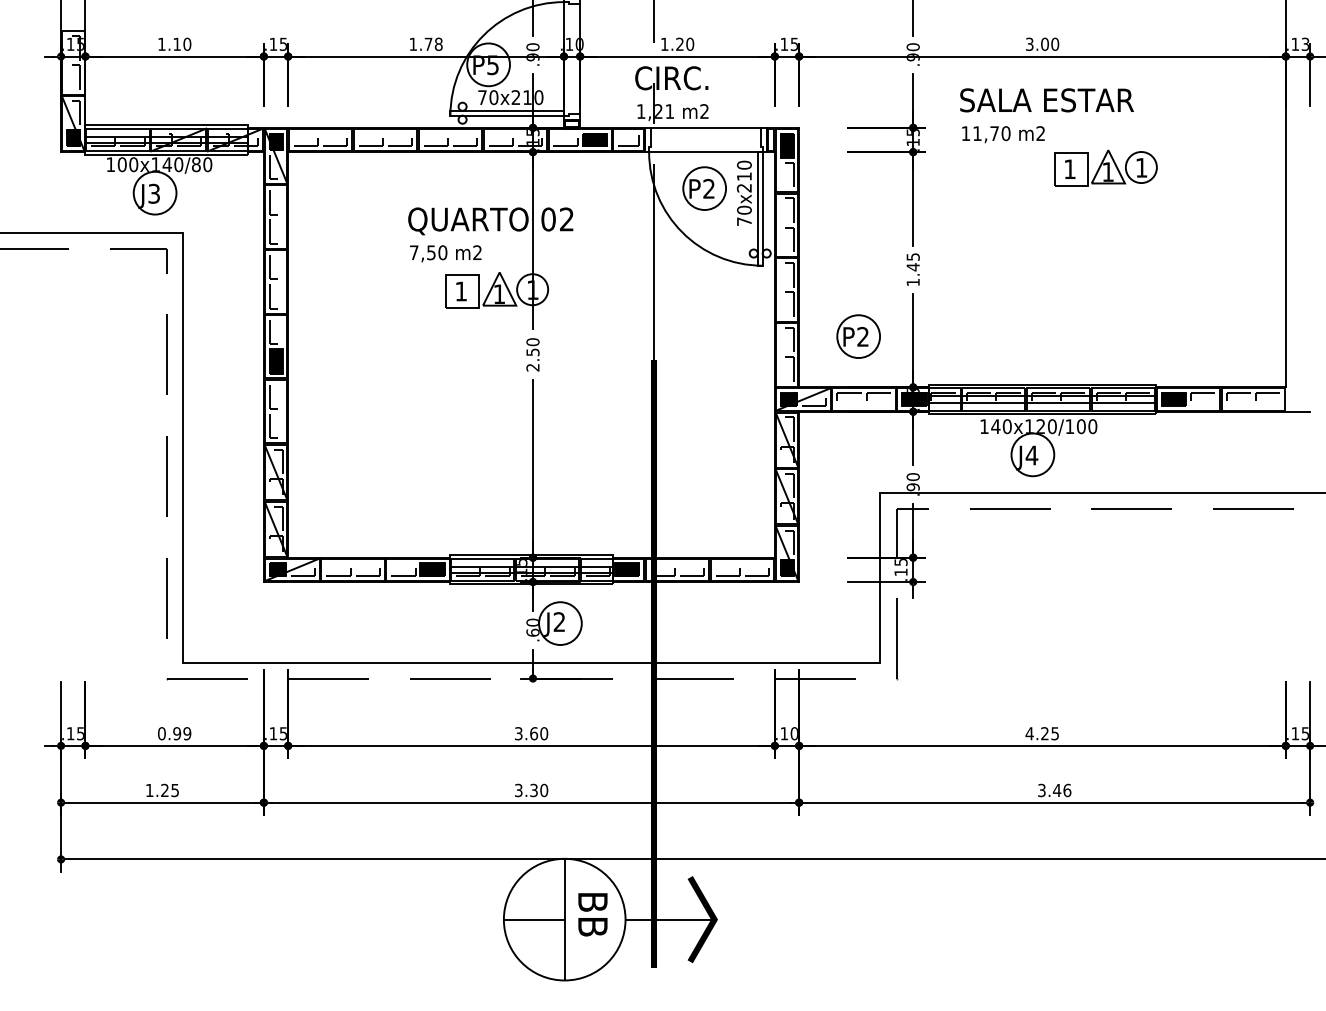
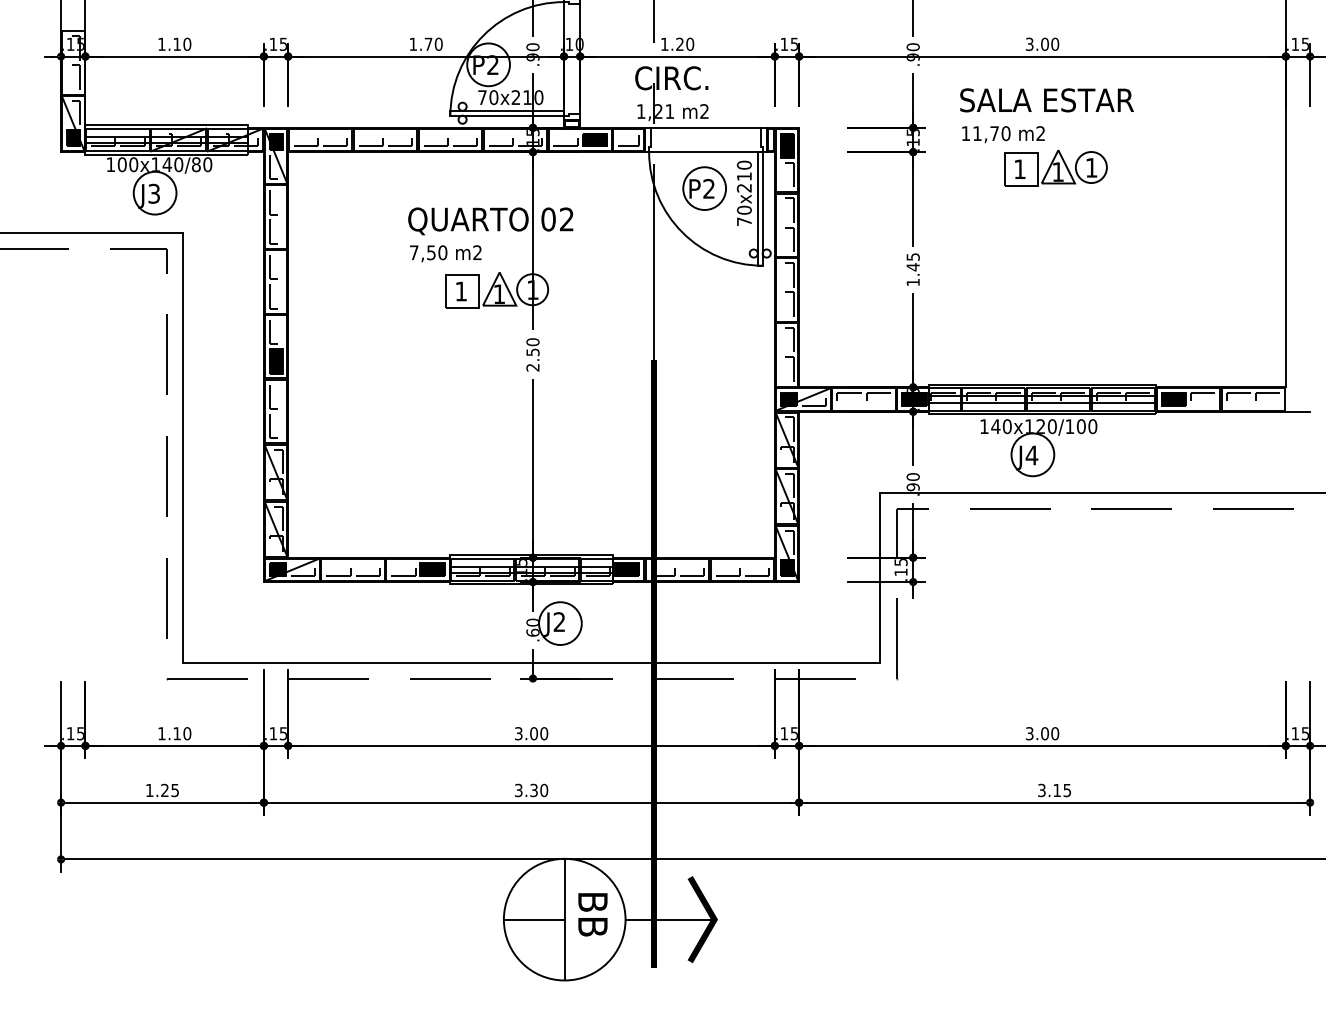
text: .13 -> .15 (1305, 43)
text: 1.78 -> 1.70 (438, 44)
text: P5 -> P2 (492, 65)
part position: (1105, 167) -> (1055, 167) (1055, 167)
part: present -> none (858, 336)
text: 0.99 -> 1.10 (174, 733)
text: 3.60 -> 3.00 (534, 733)
text: .10 -> .15 (793, 733)
text: 4.25 -> 3.00 (1042, 733)
text: 3.46 -> 3.15 (1062, 790)
